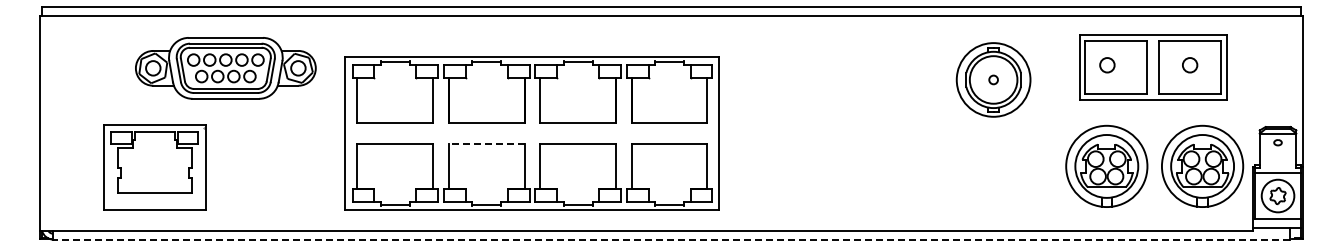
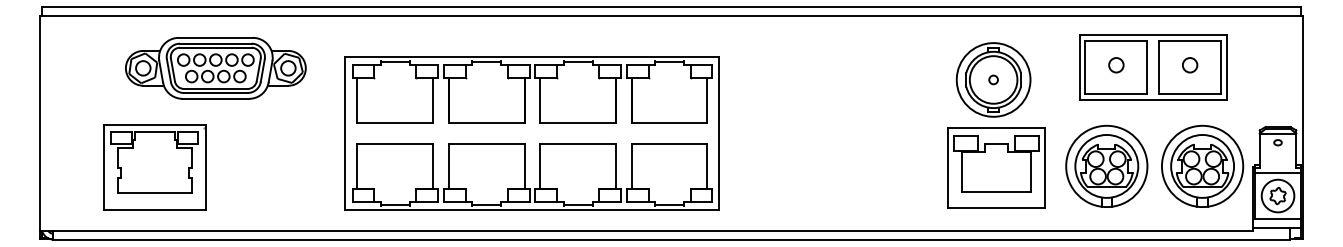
circle position: (1107, 65) -> (1116, 65) (1116, 65)
part position: (225, 68) -> (215, 68) (215, 68)
line: dashed -> solid (486, 143)
part: none -> present (996, 167)
line: dashed -> solid (671, 239)
